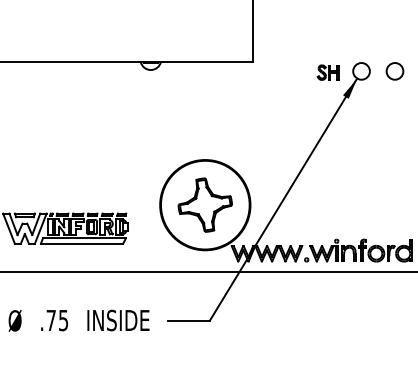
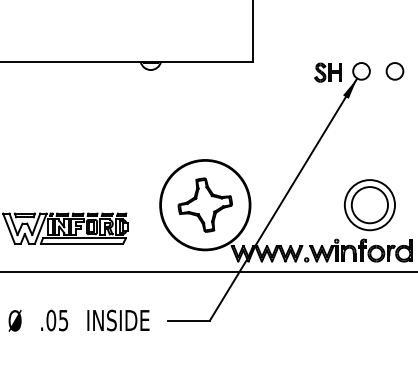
part size: 24x17 px -> 28x21 px (327, 72)
part: none -> present (369, 205)
text: .75 -> .05 (51, 320)
